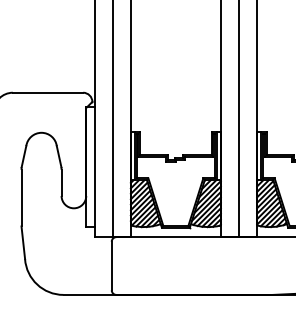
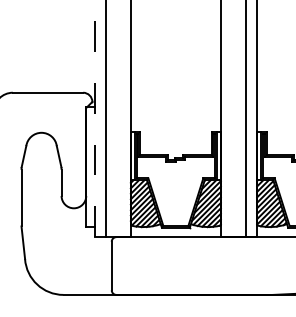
line: solid -> dashed (94, 118)
line position: (112, 119) -> (105, 119) (105, 119)
line position: (239, 119) -> (246, 119) (246, 119)
